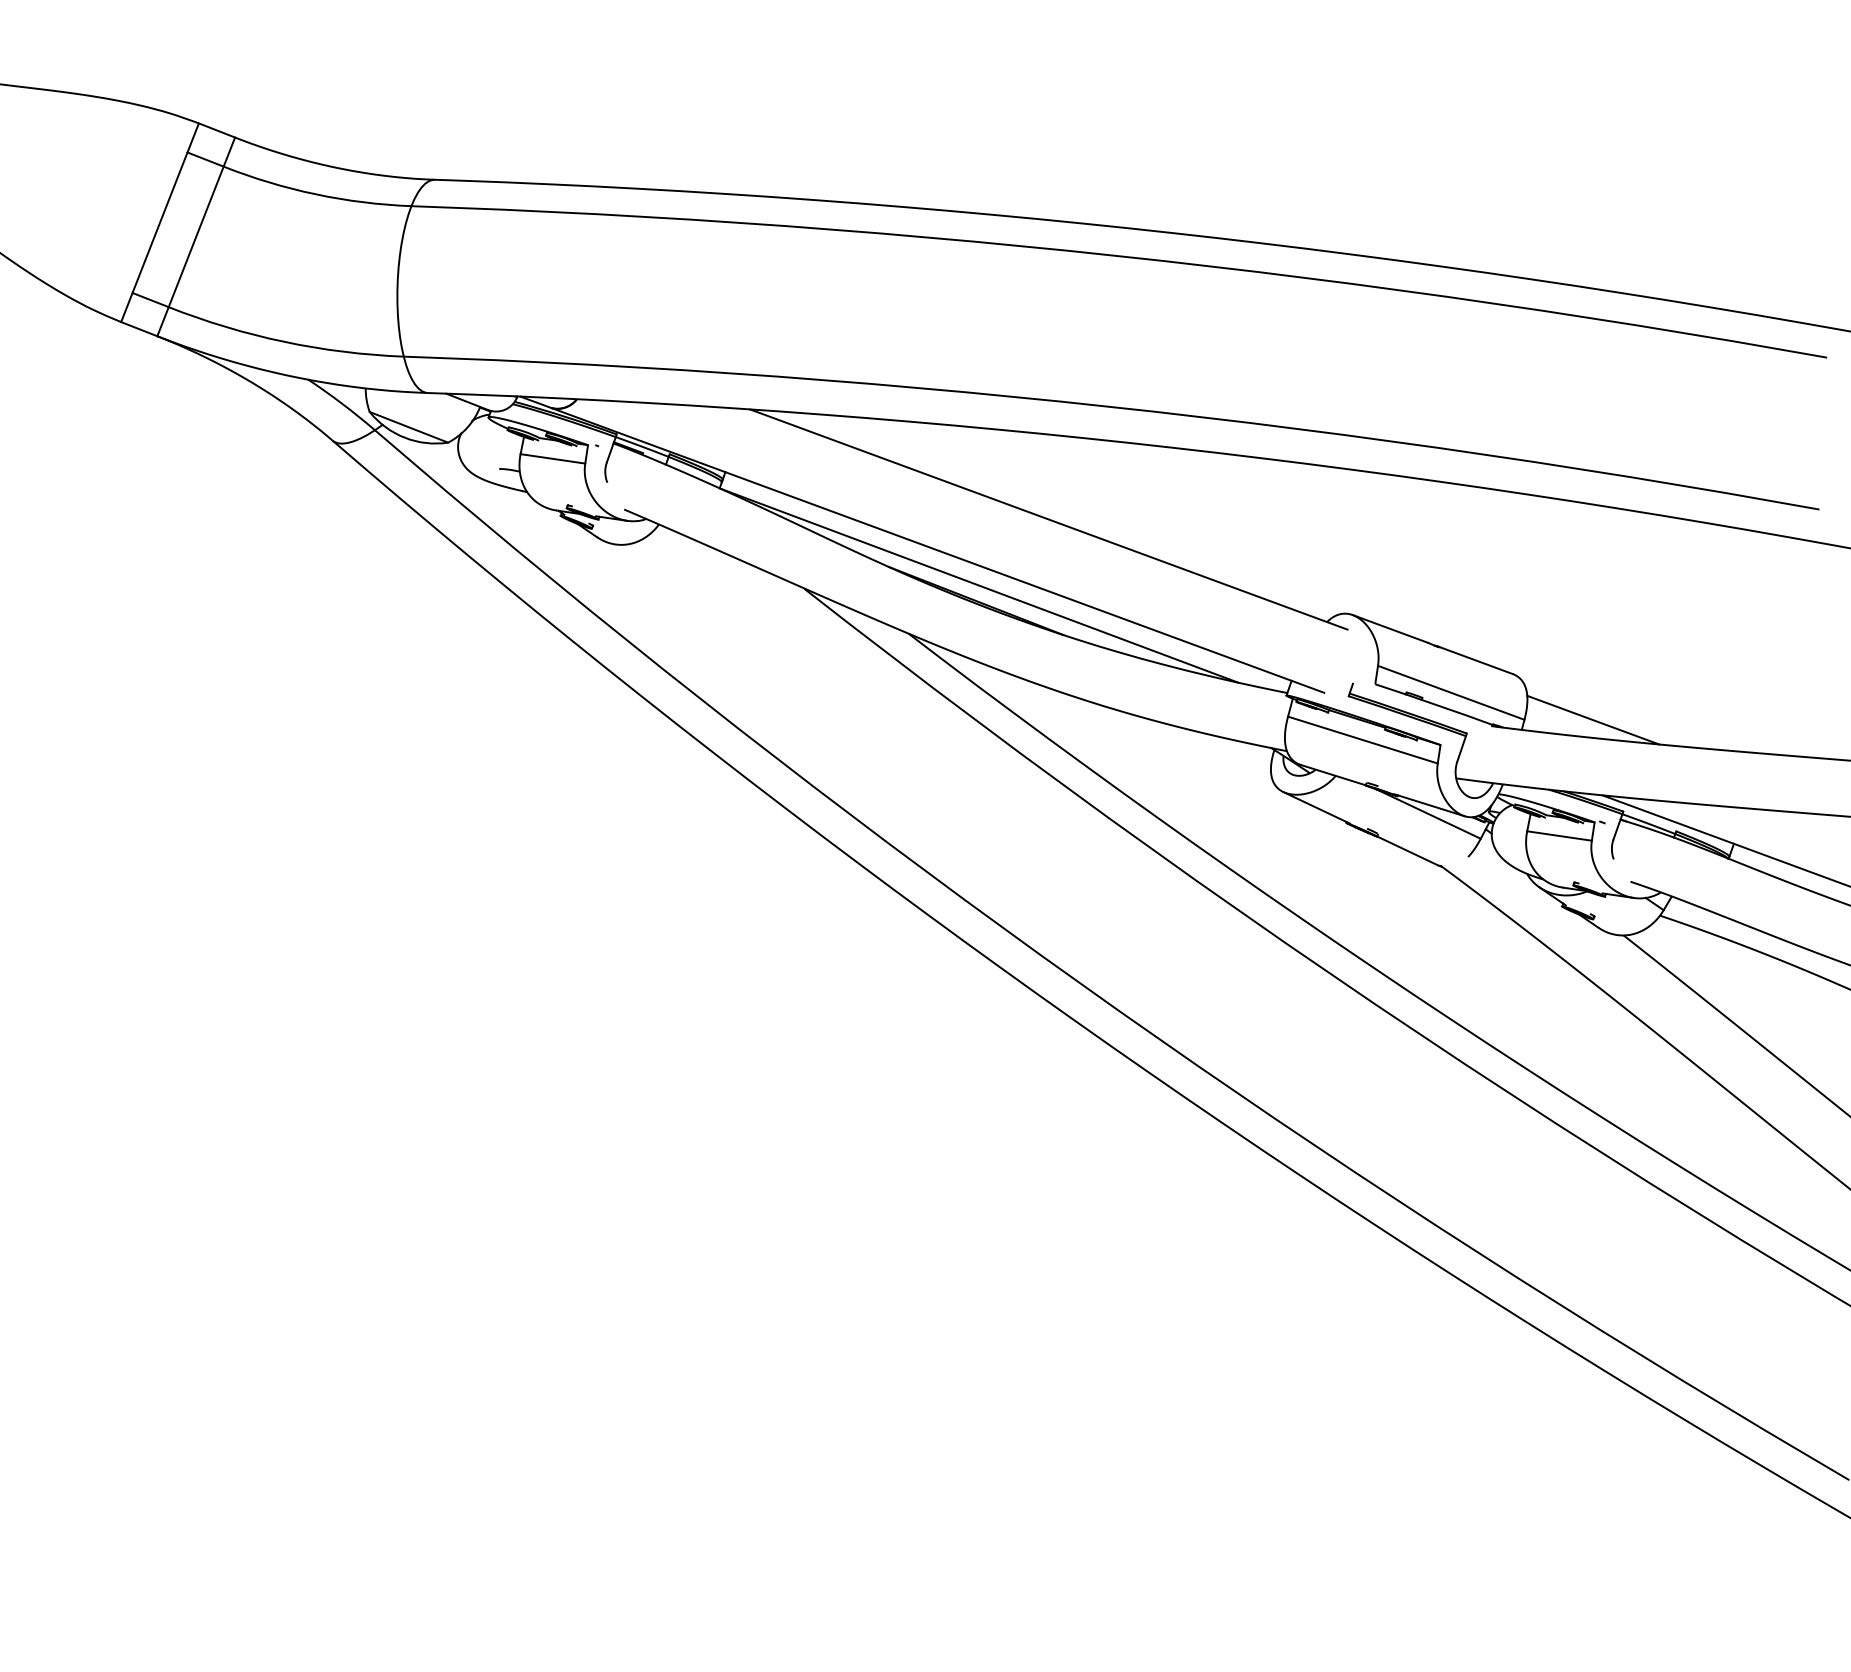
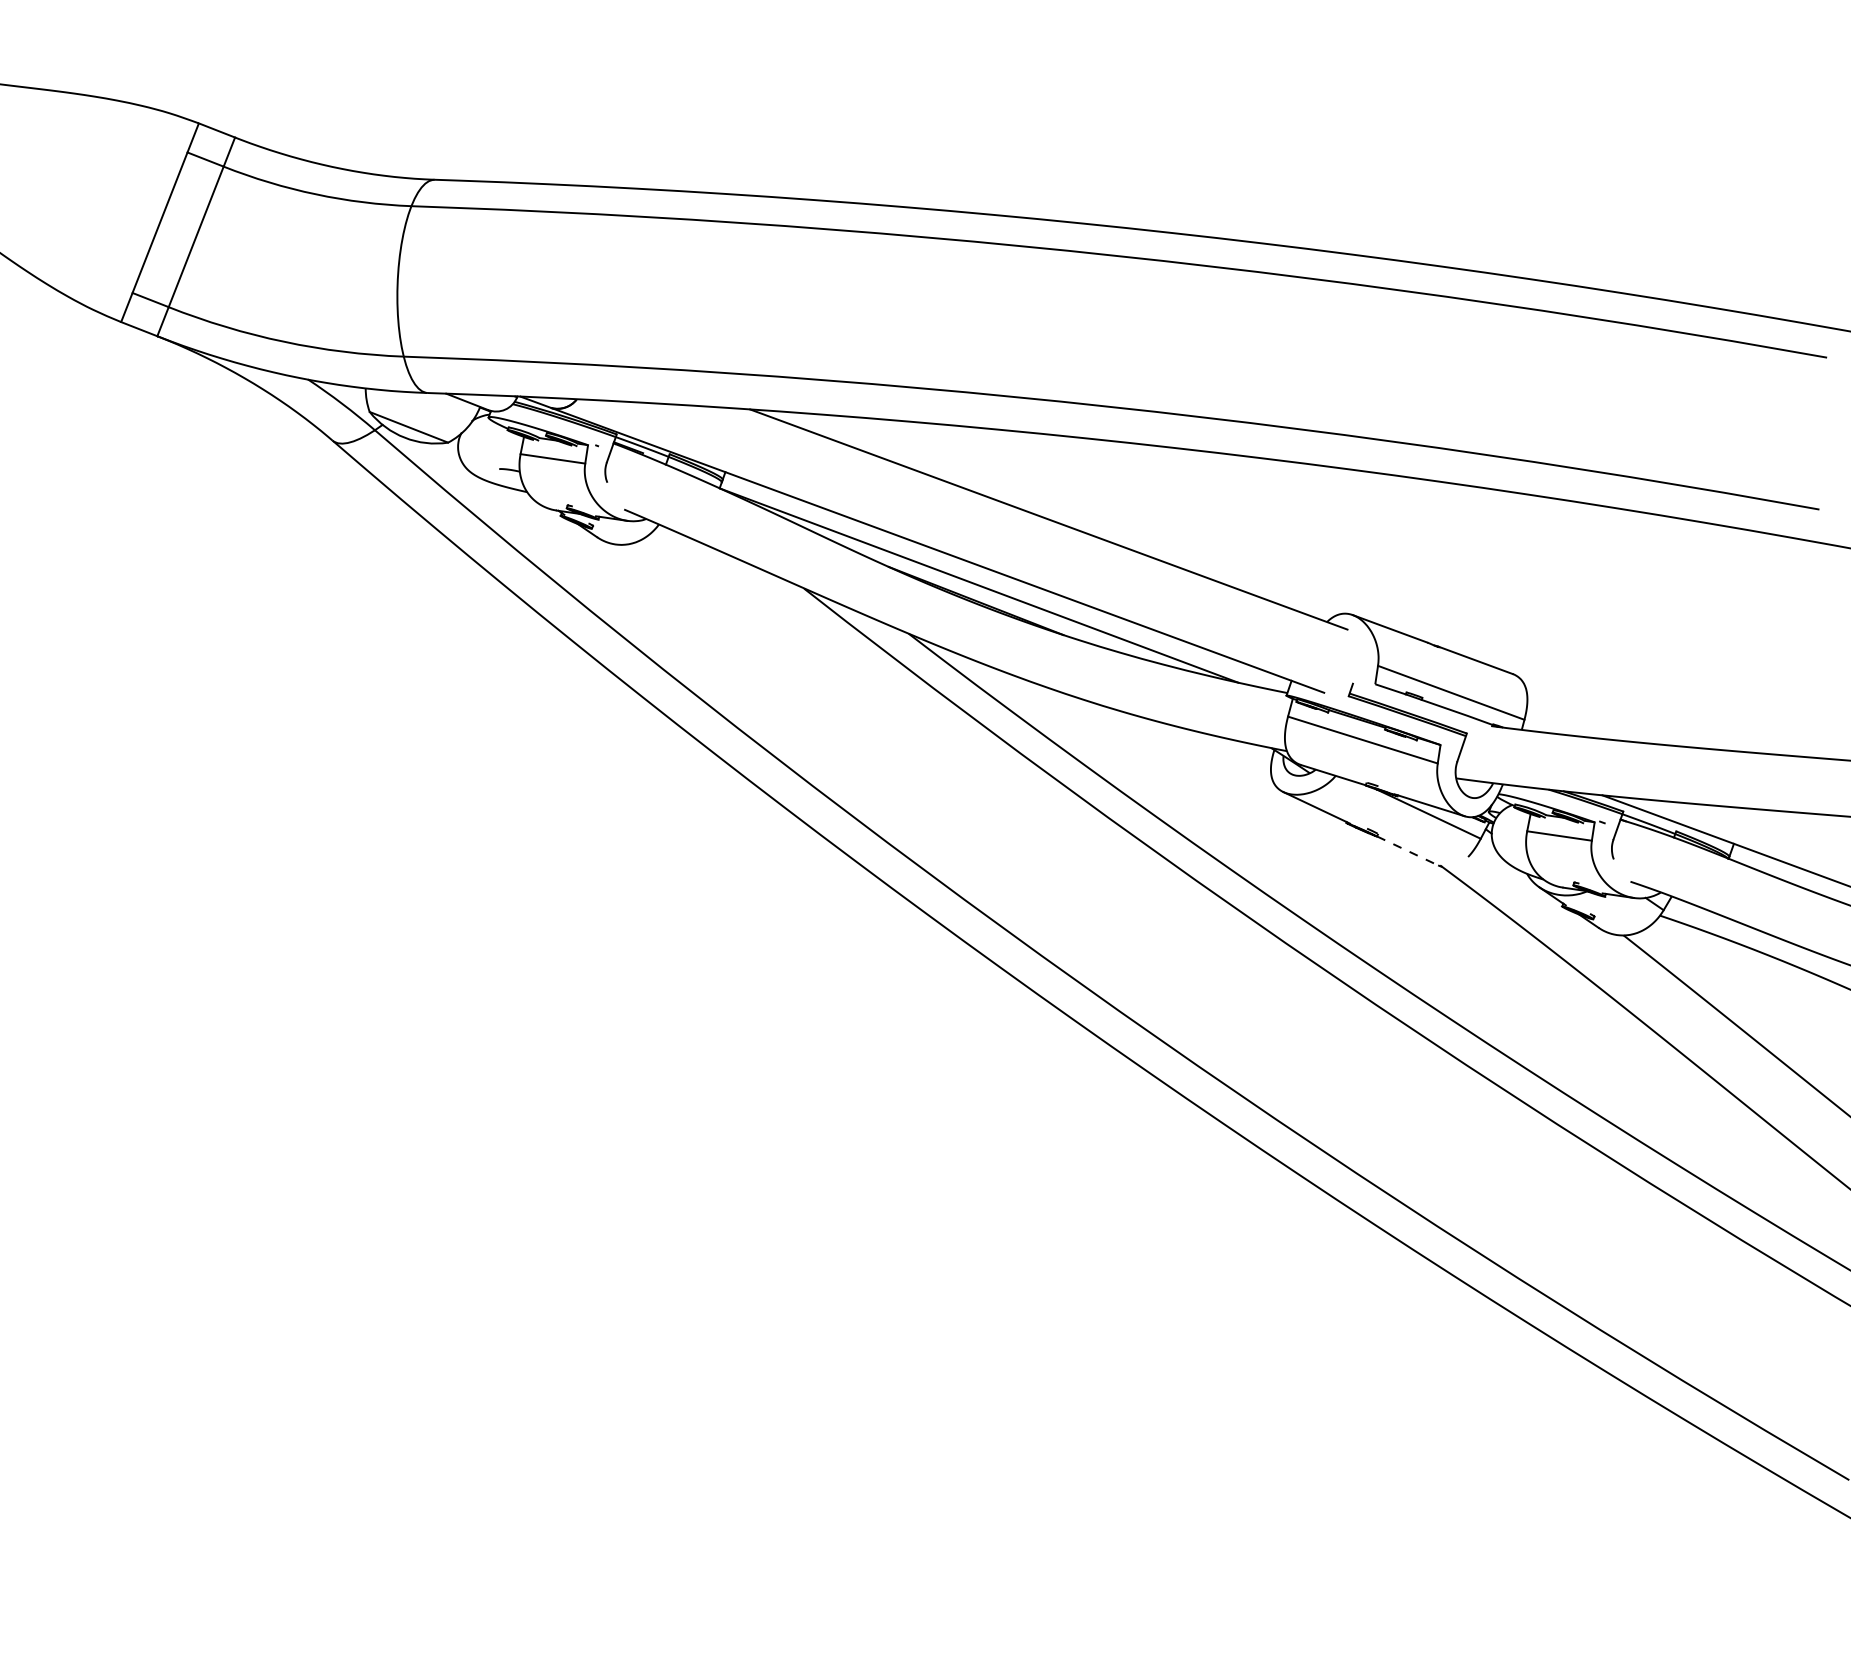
line: present -> none (1593, 719)
line: solid -> dashed (1407, 850)
